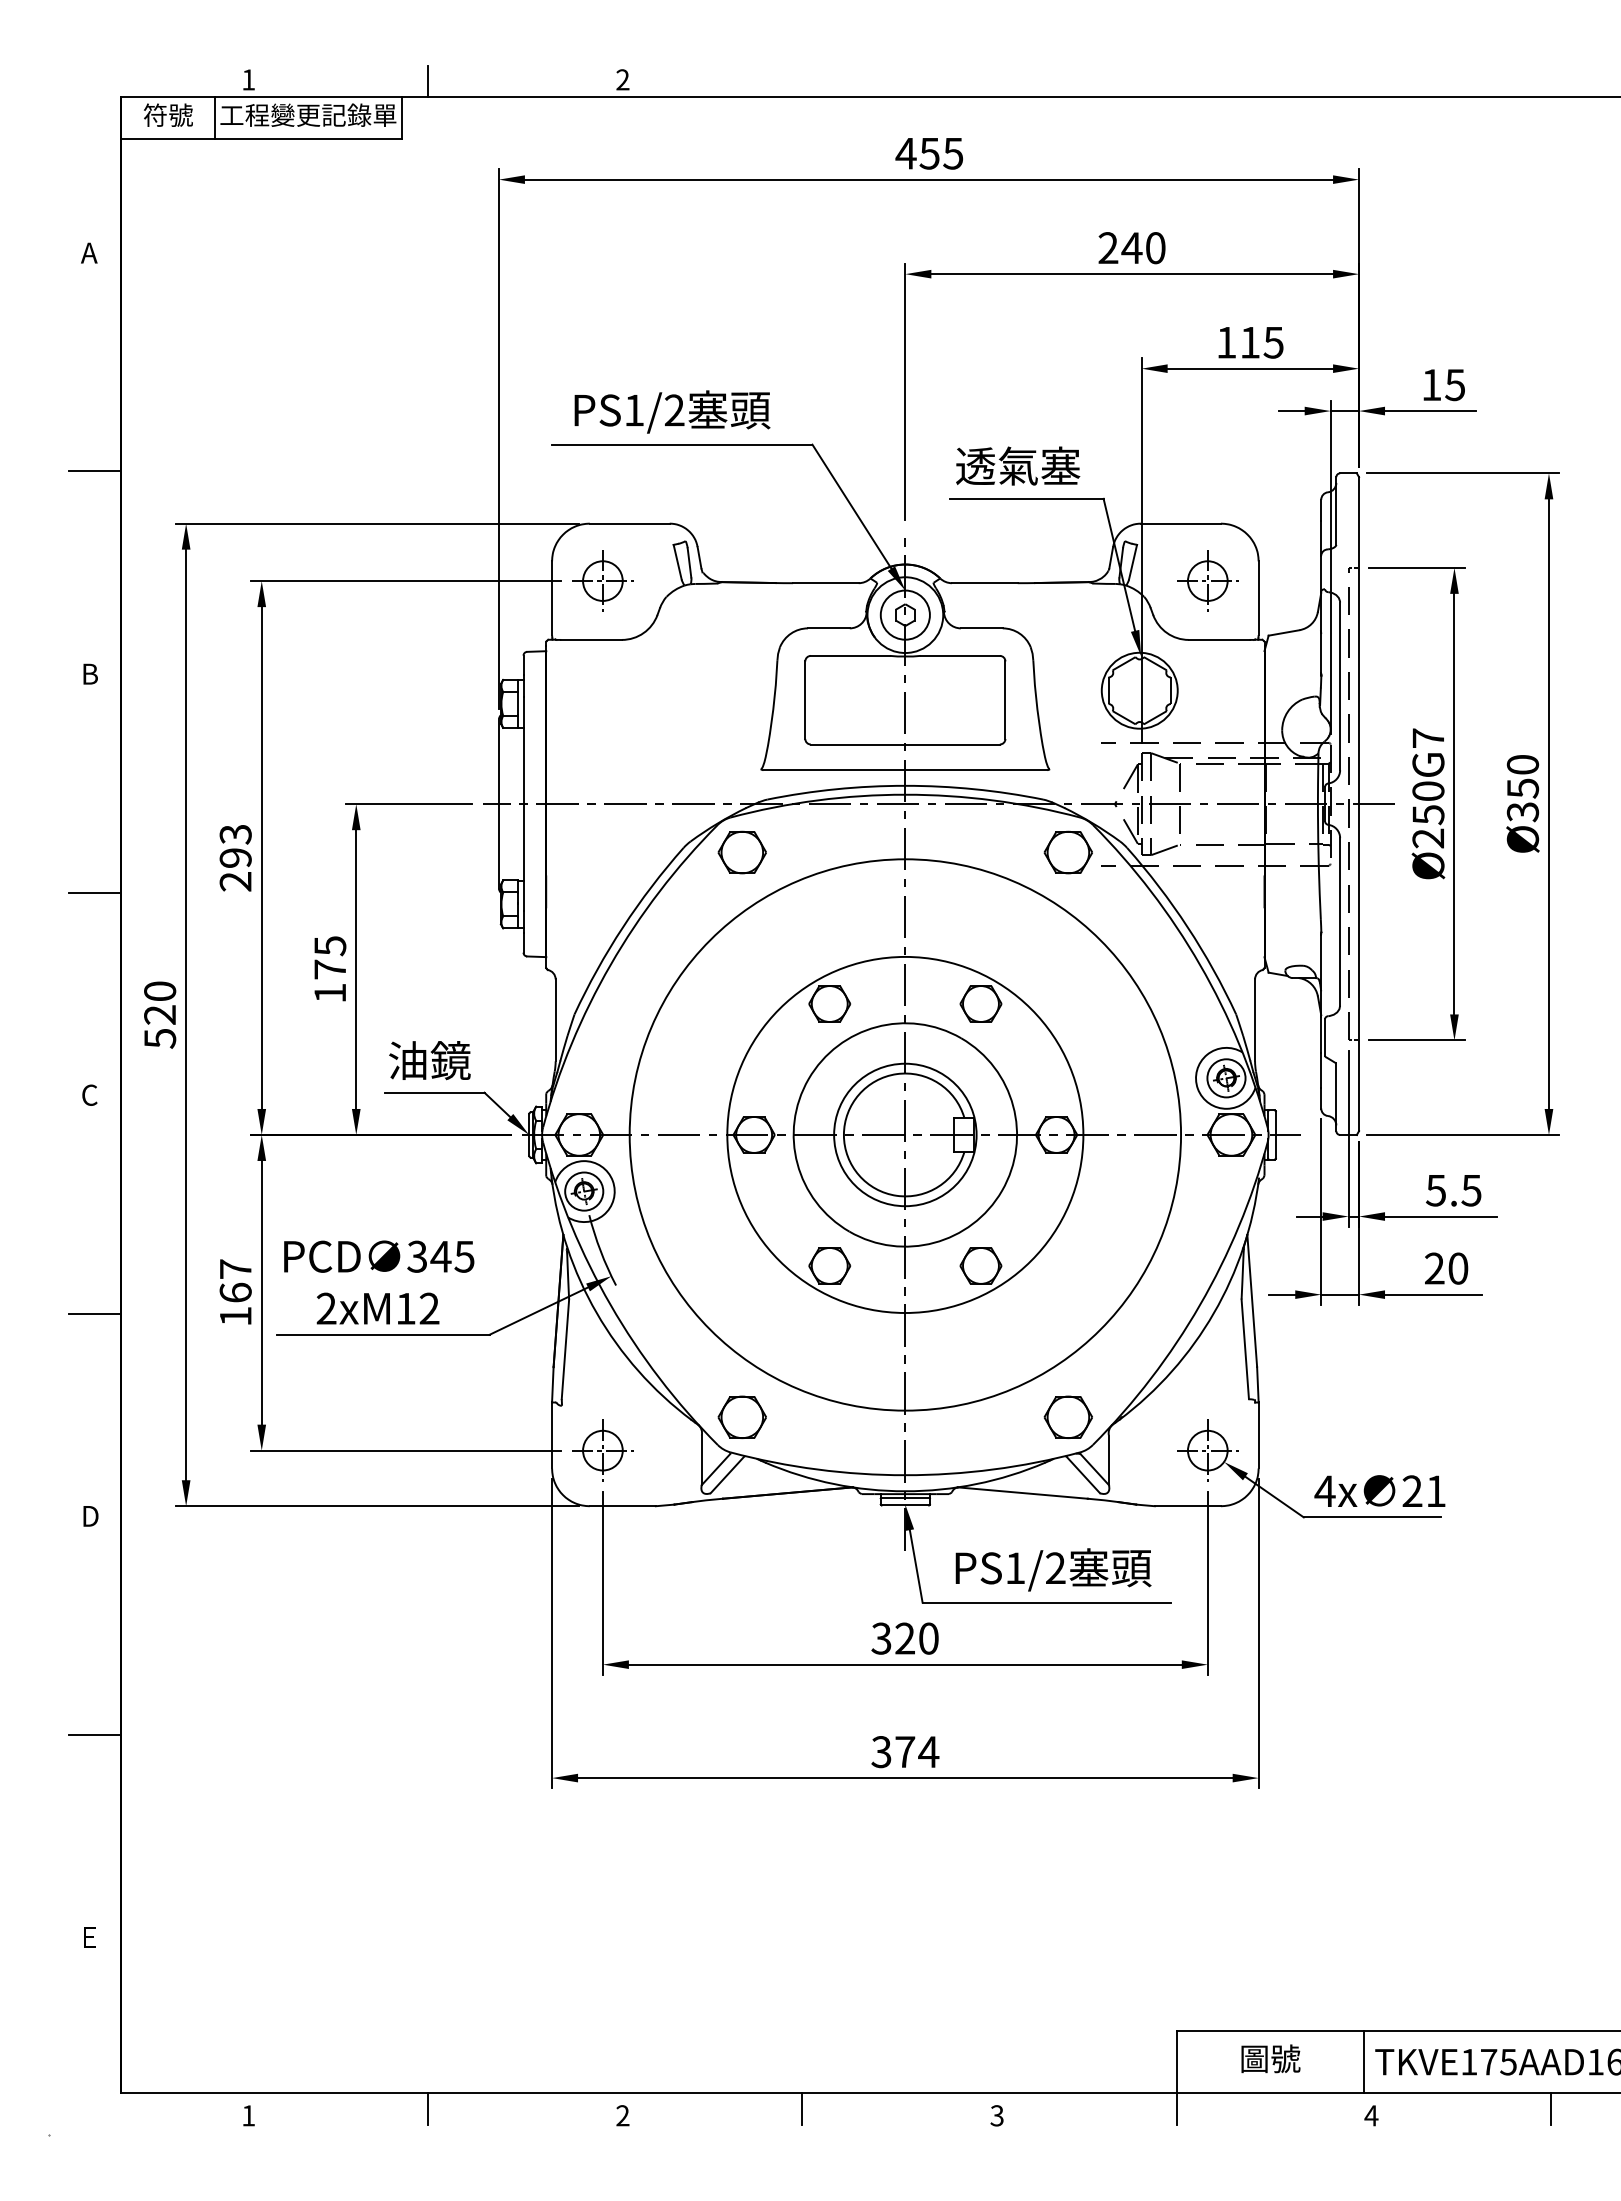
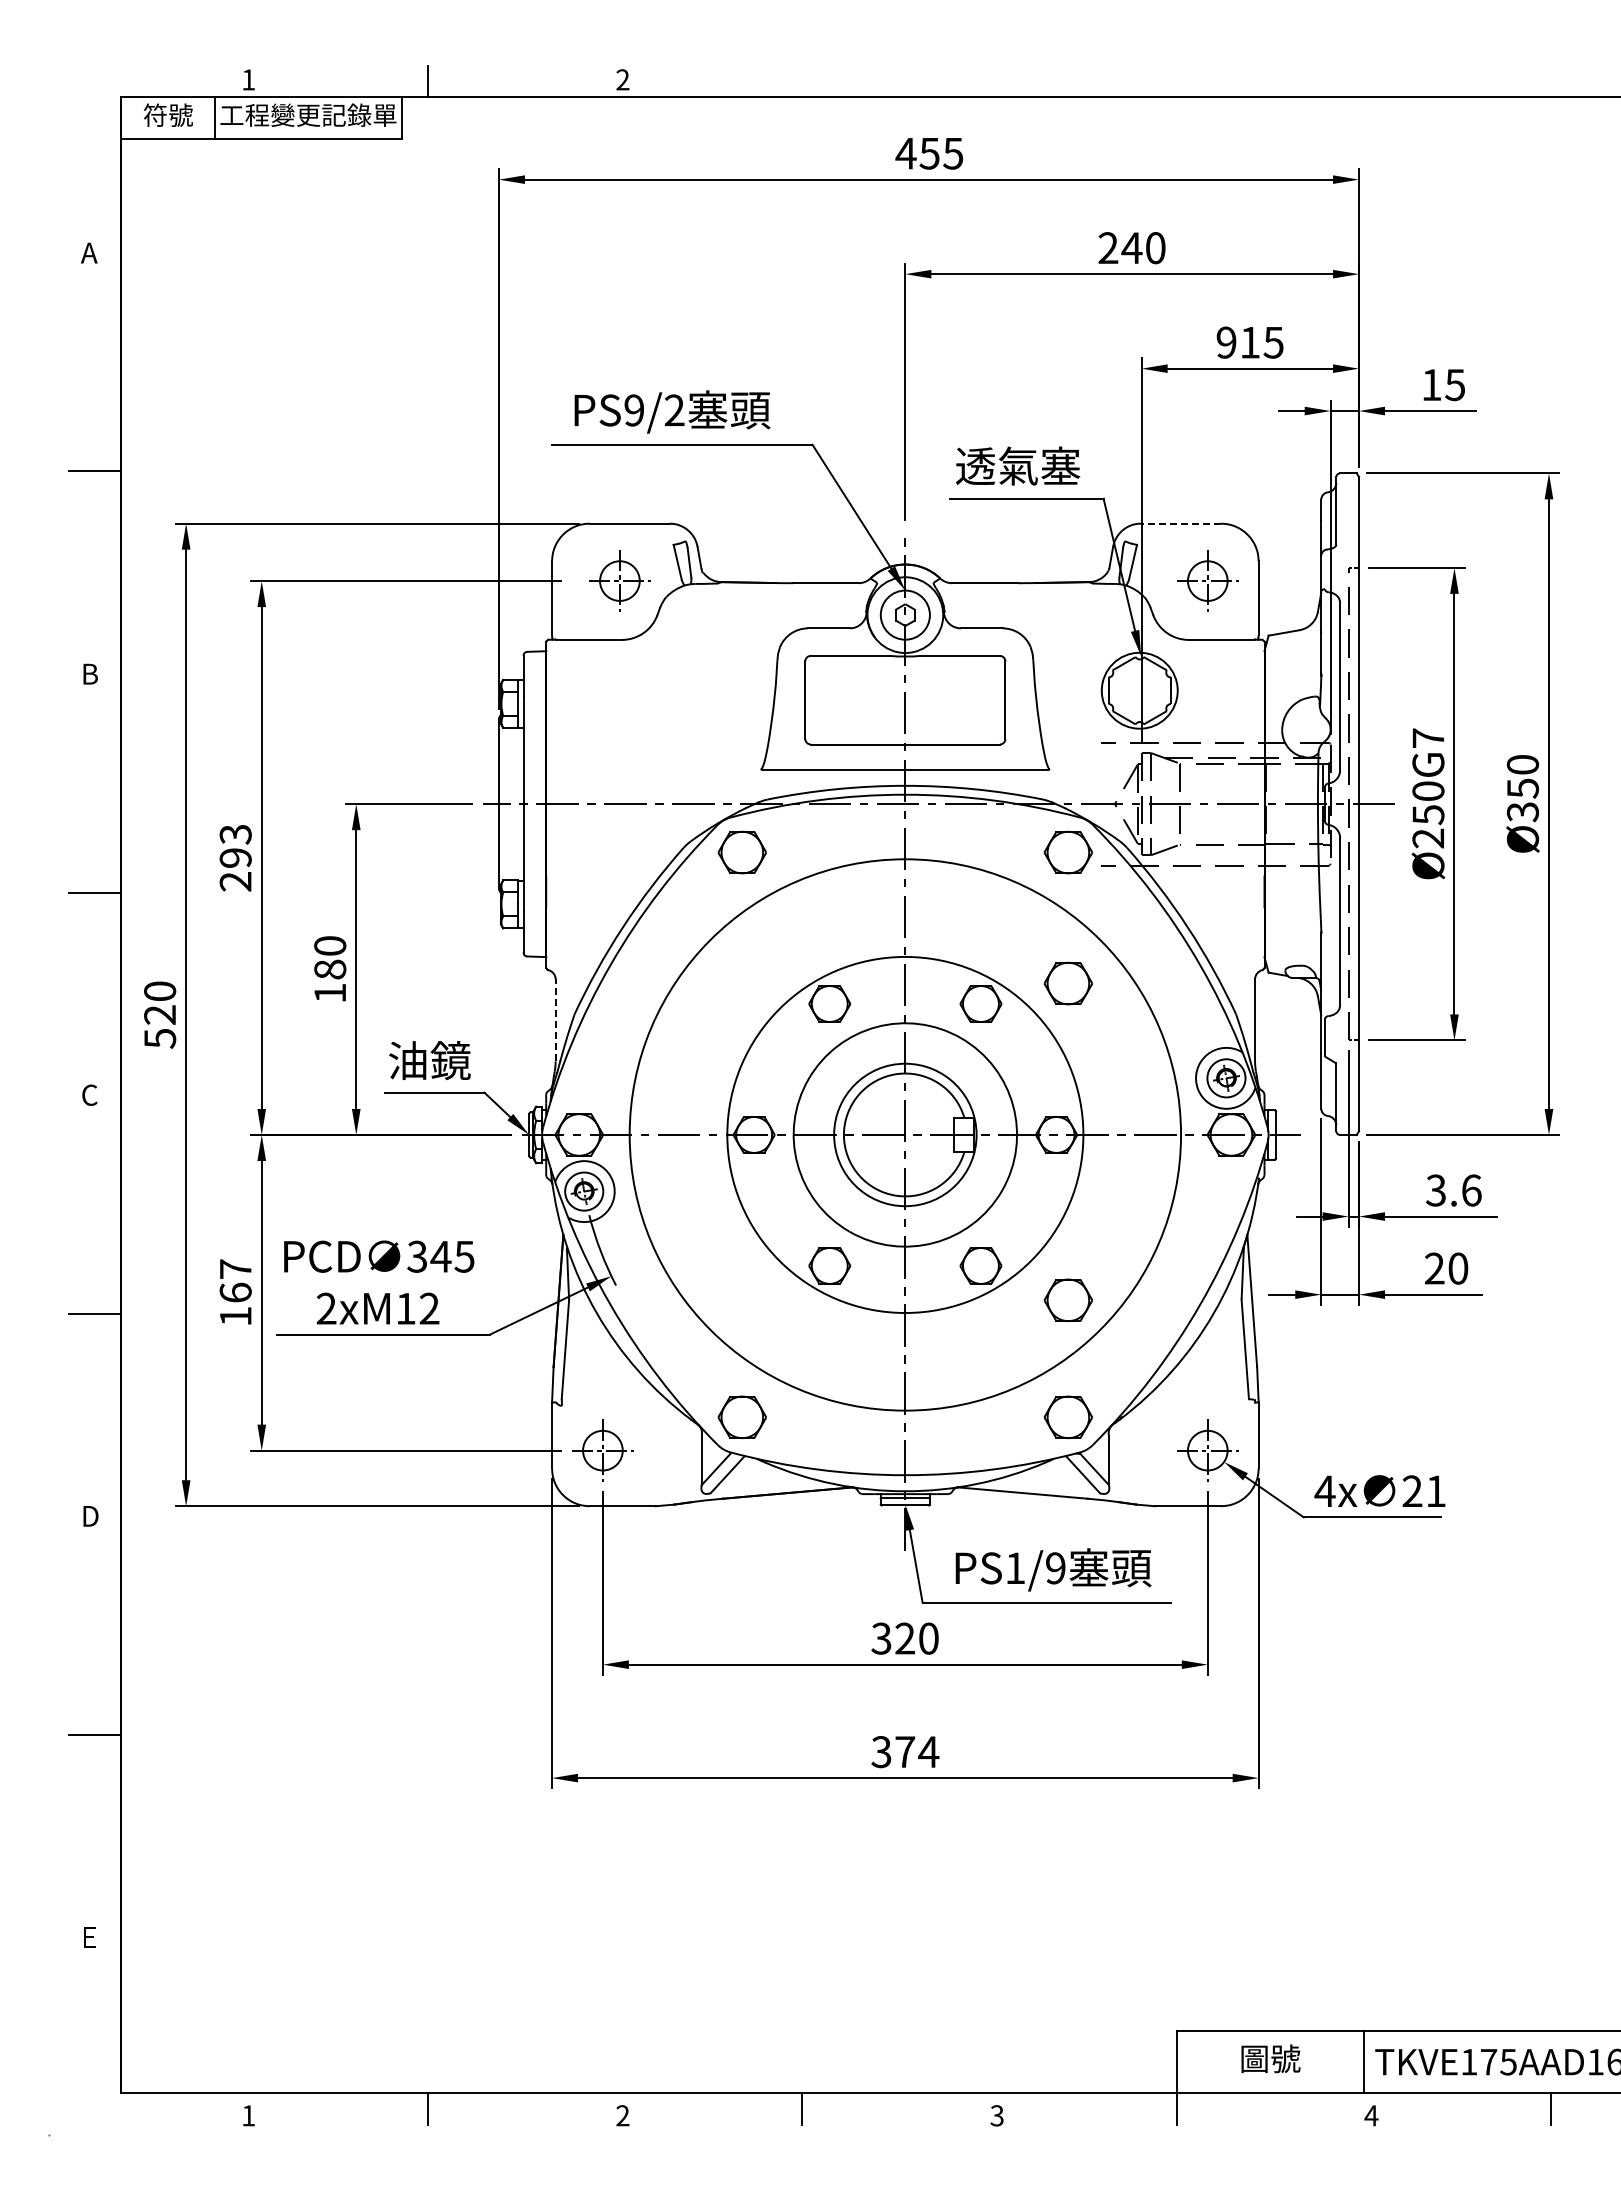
text: 115 -> 915 (1226, 342)
text: PS1/2 -> PS9/2 (633, 410)
line: solid -> dashed (1180, 523)
part position: (602, 580) -> (619, 580) (619, 580)
text: 175 -> 180 (330, 957)
part: none -> present (1067, 983)
line: solid -> dashed (555, 1020)
text: 5.5 -> 3.6 (1453, 1190)
part: none -> present (1067, 1299)
text: PS1/2 -> PS1/9 (1055, 1568)
